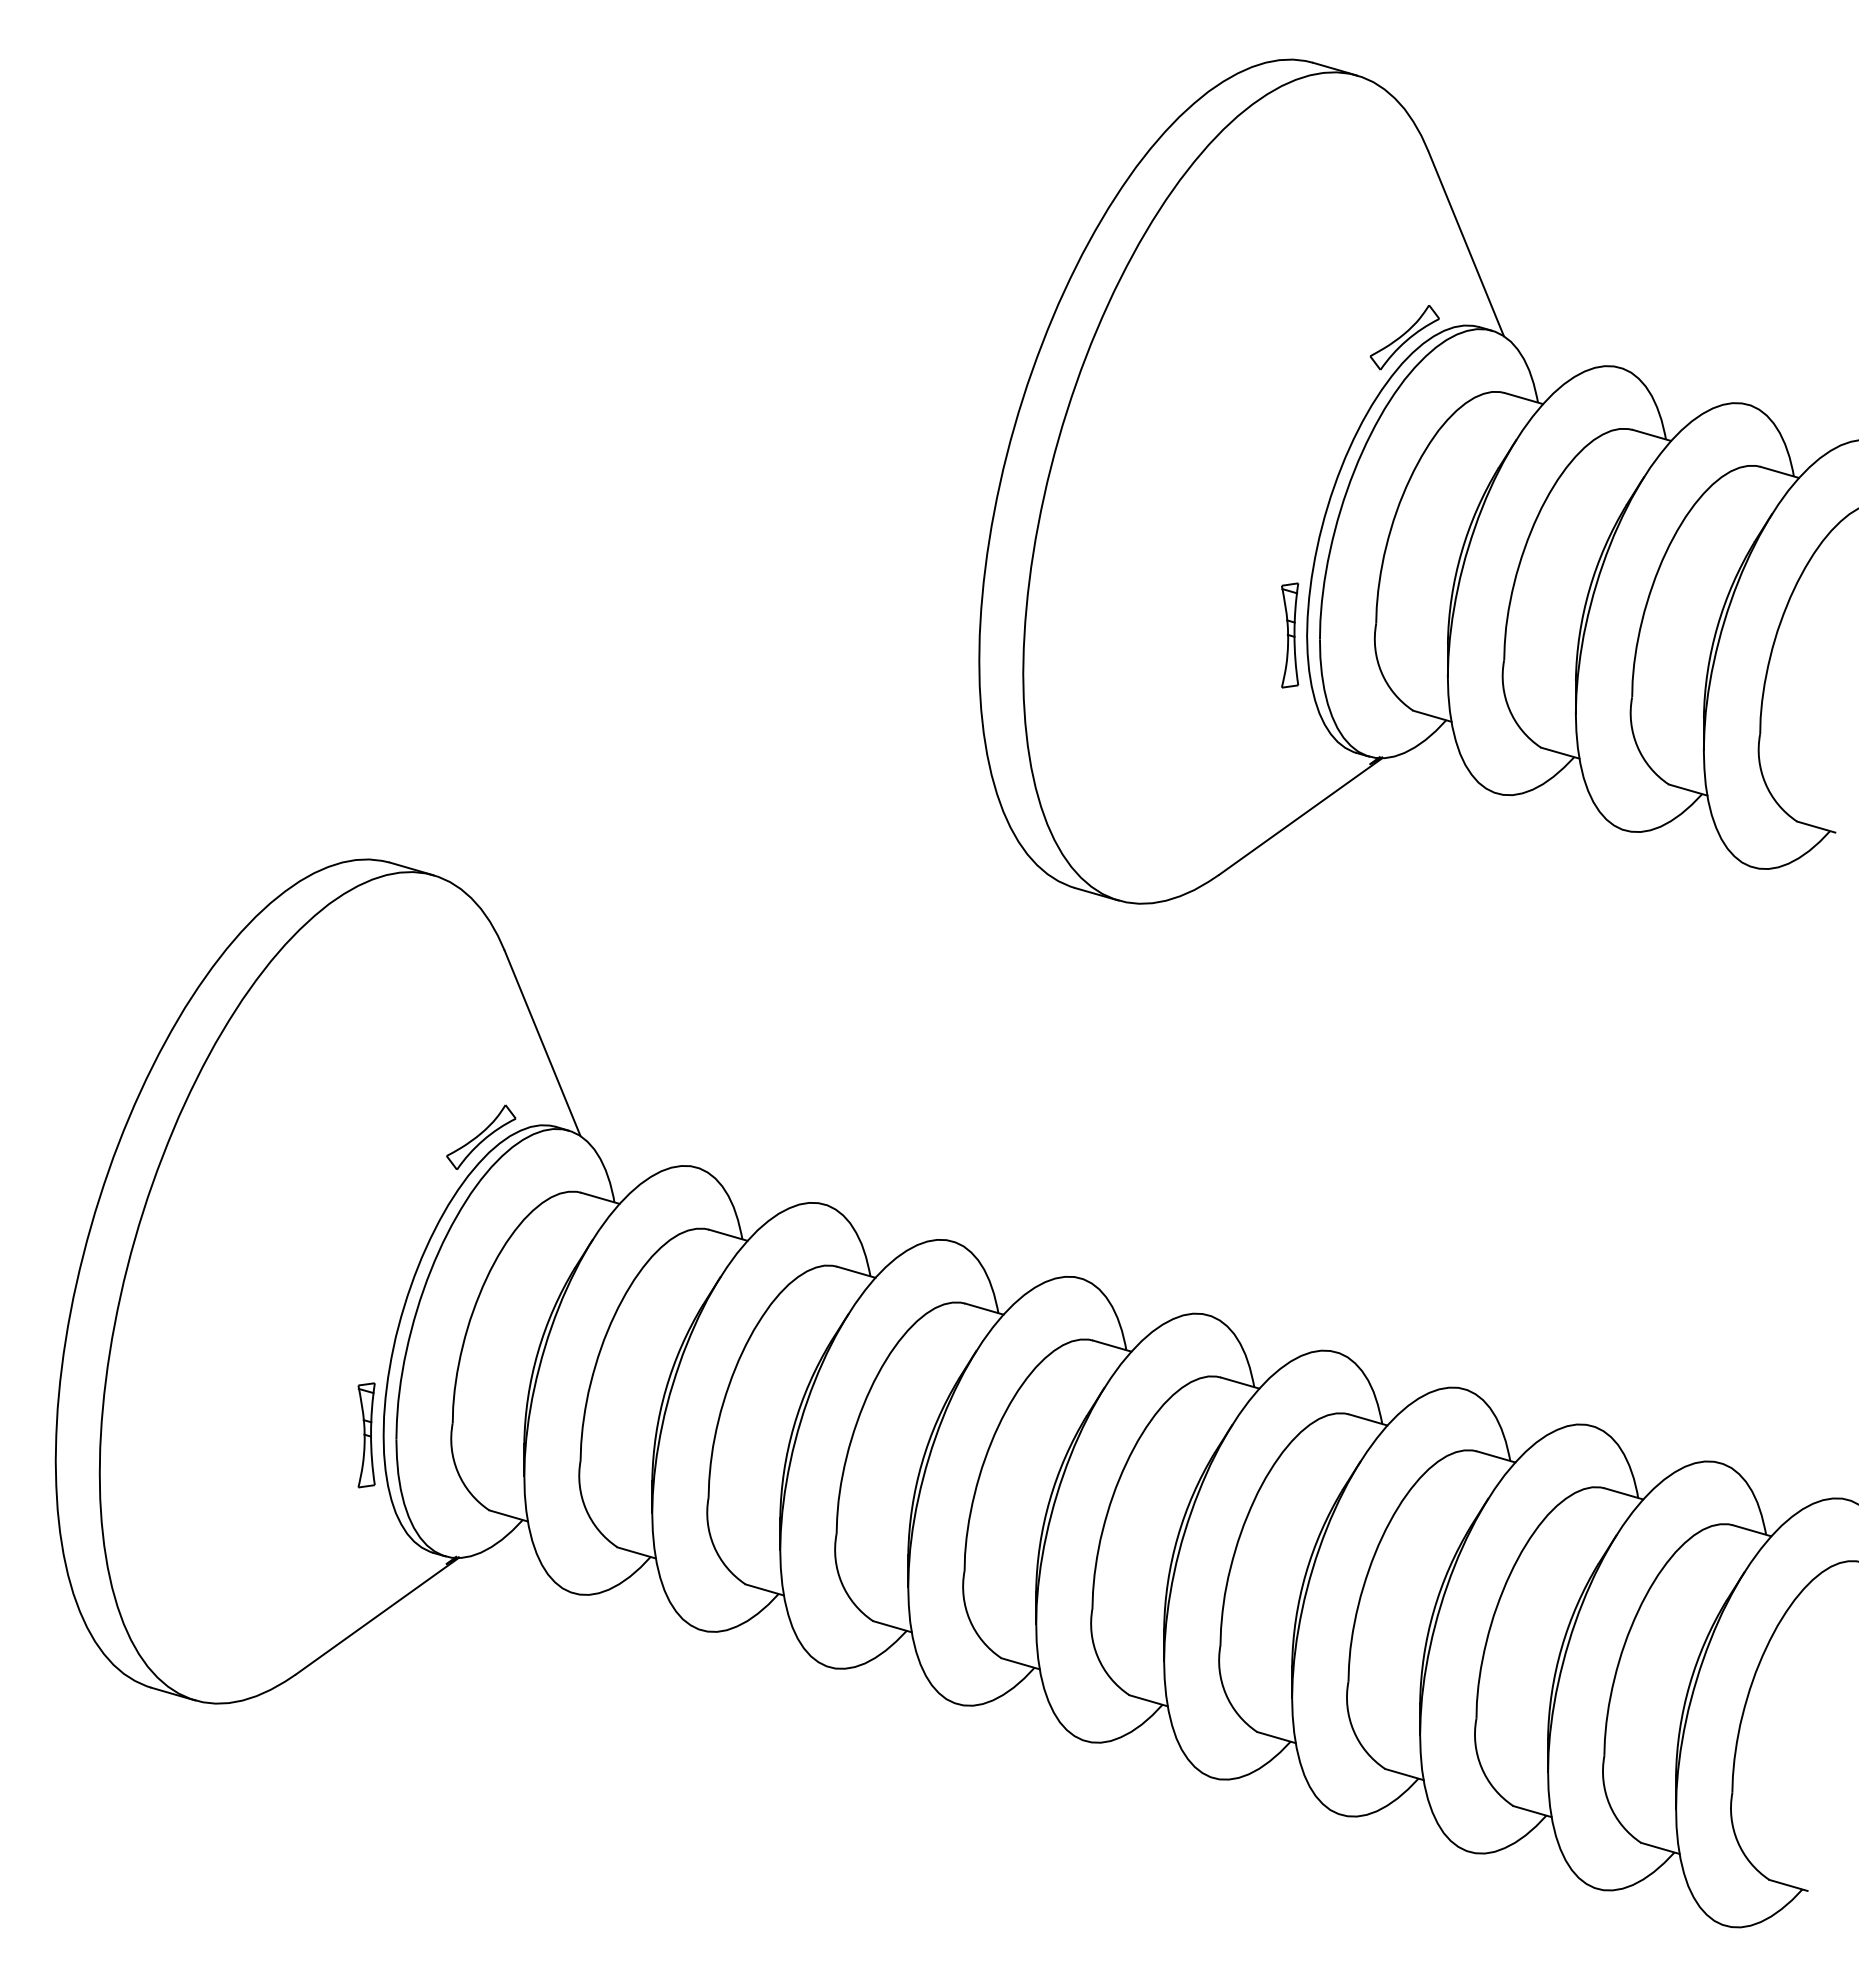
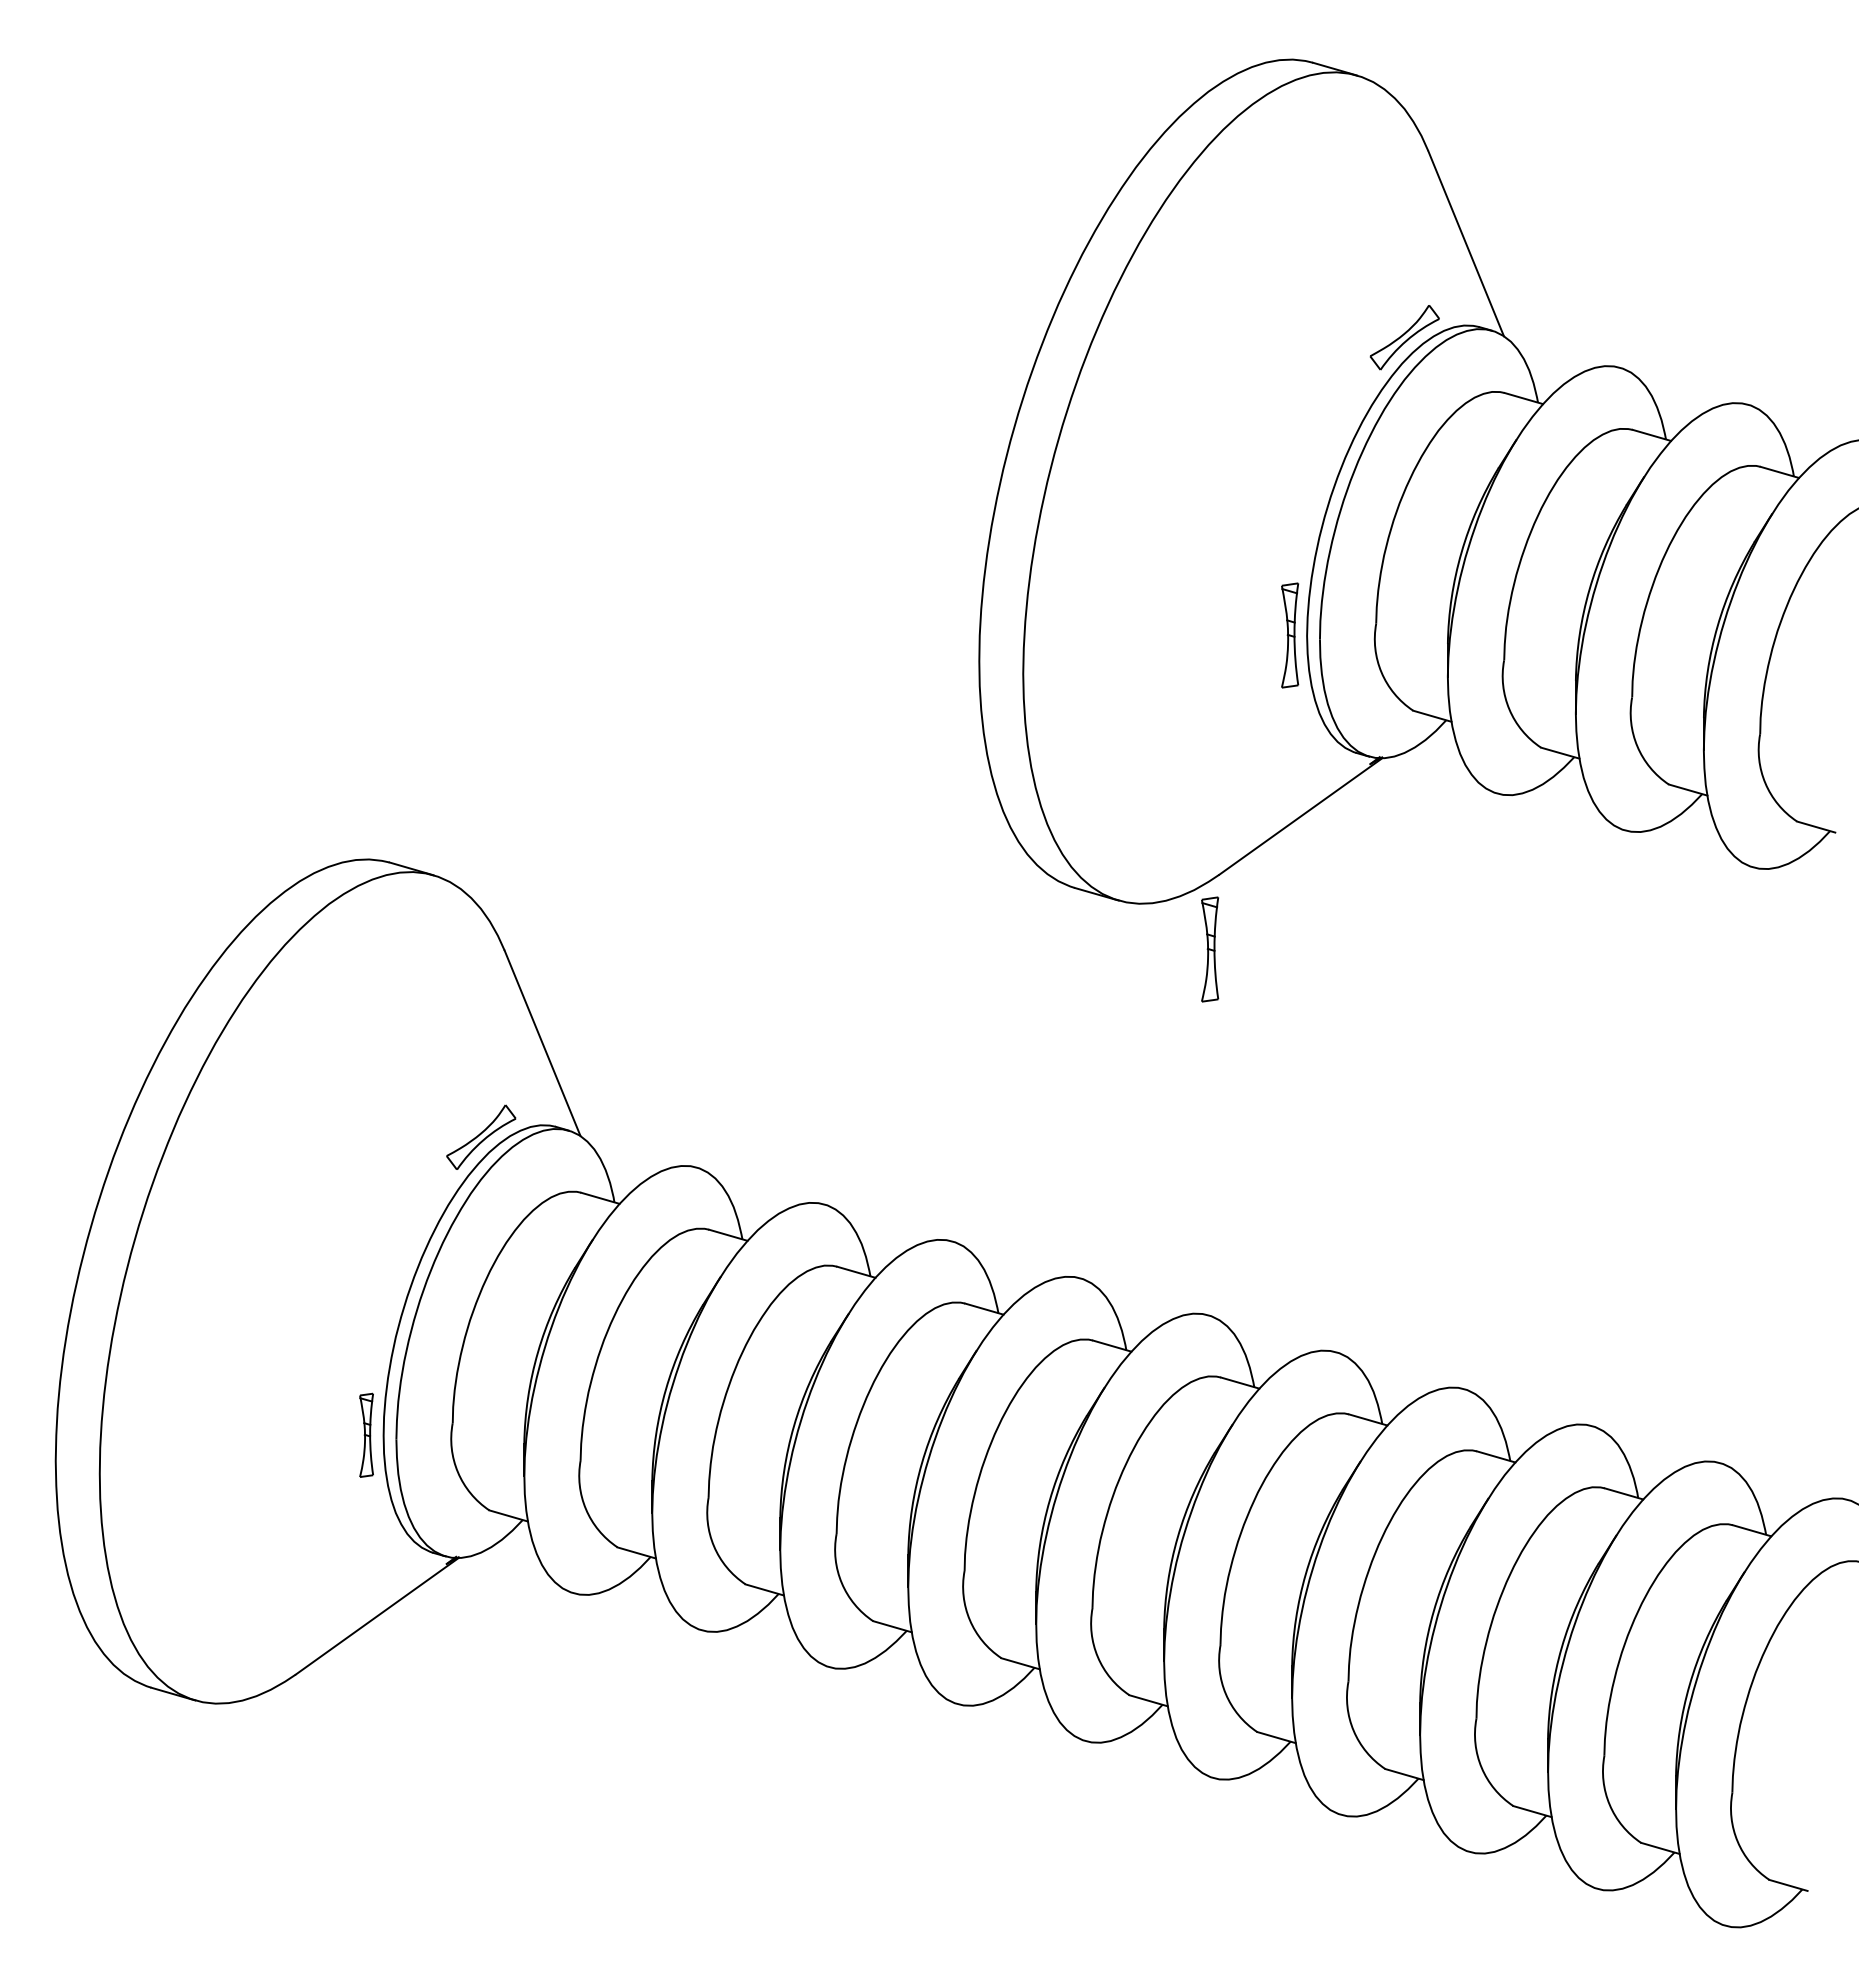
part: none -> present (1210, 949)
part size: 19x107 px -> 15x86 px (366, 1434)
